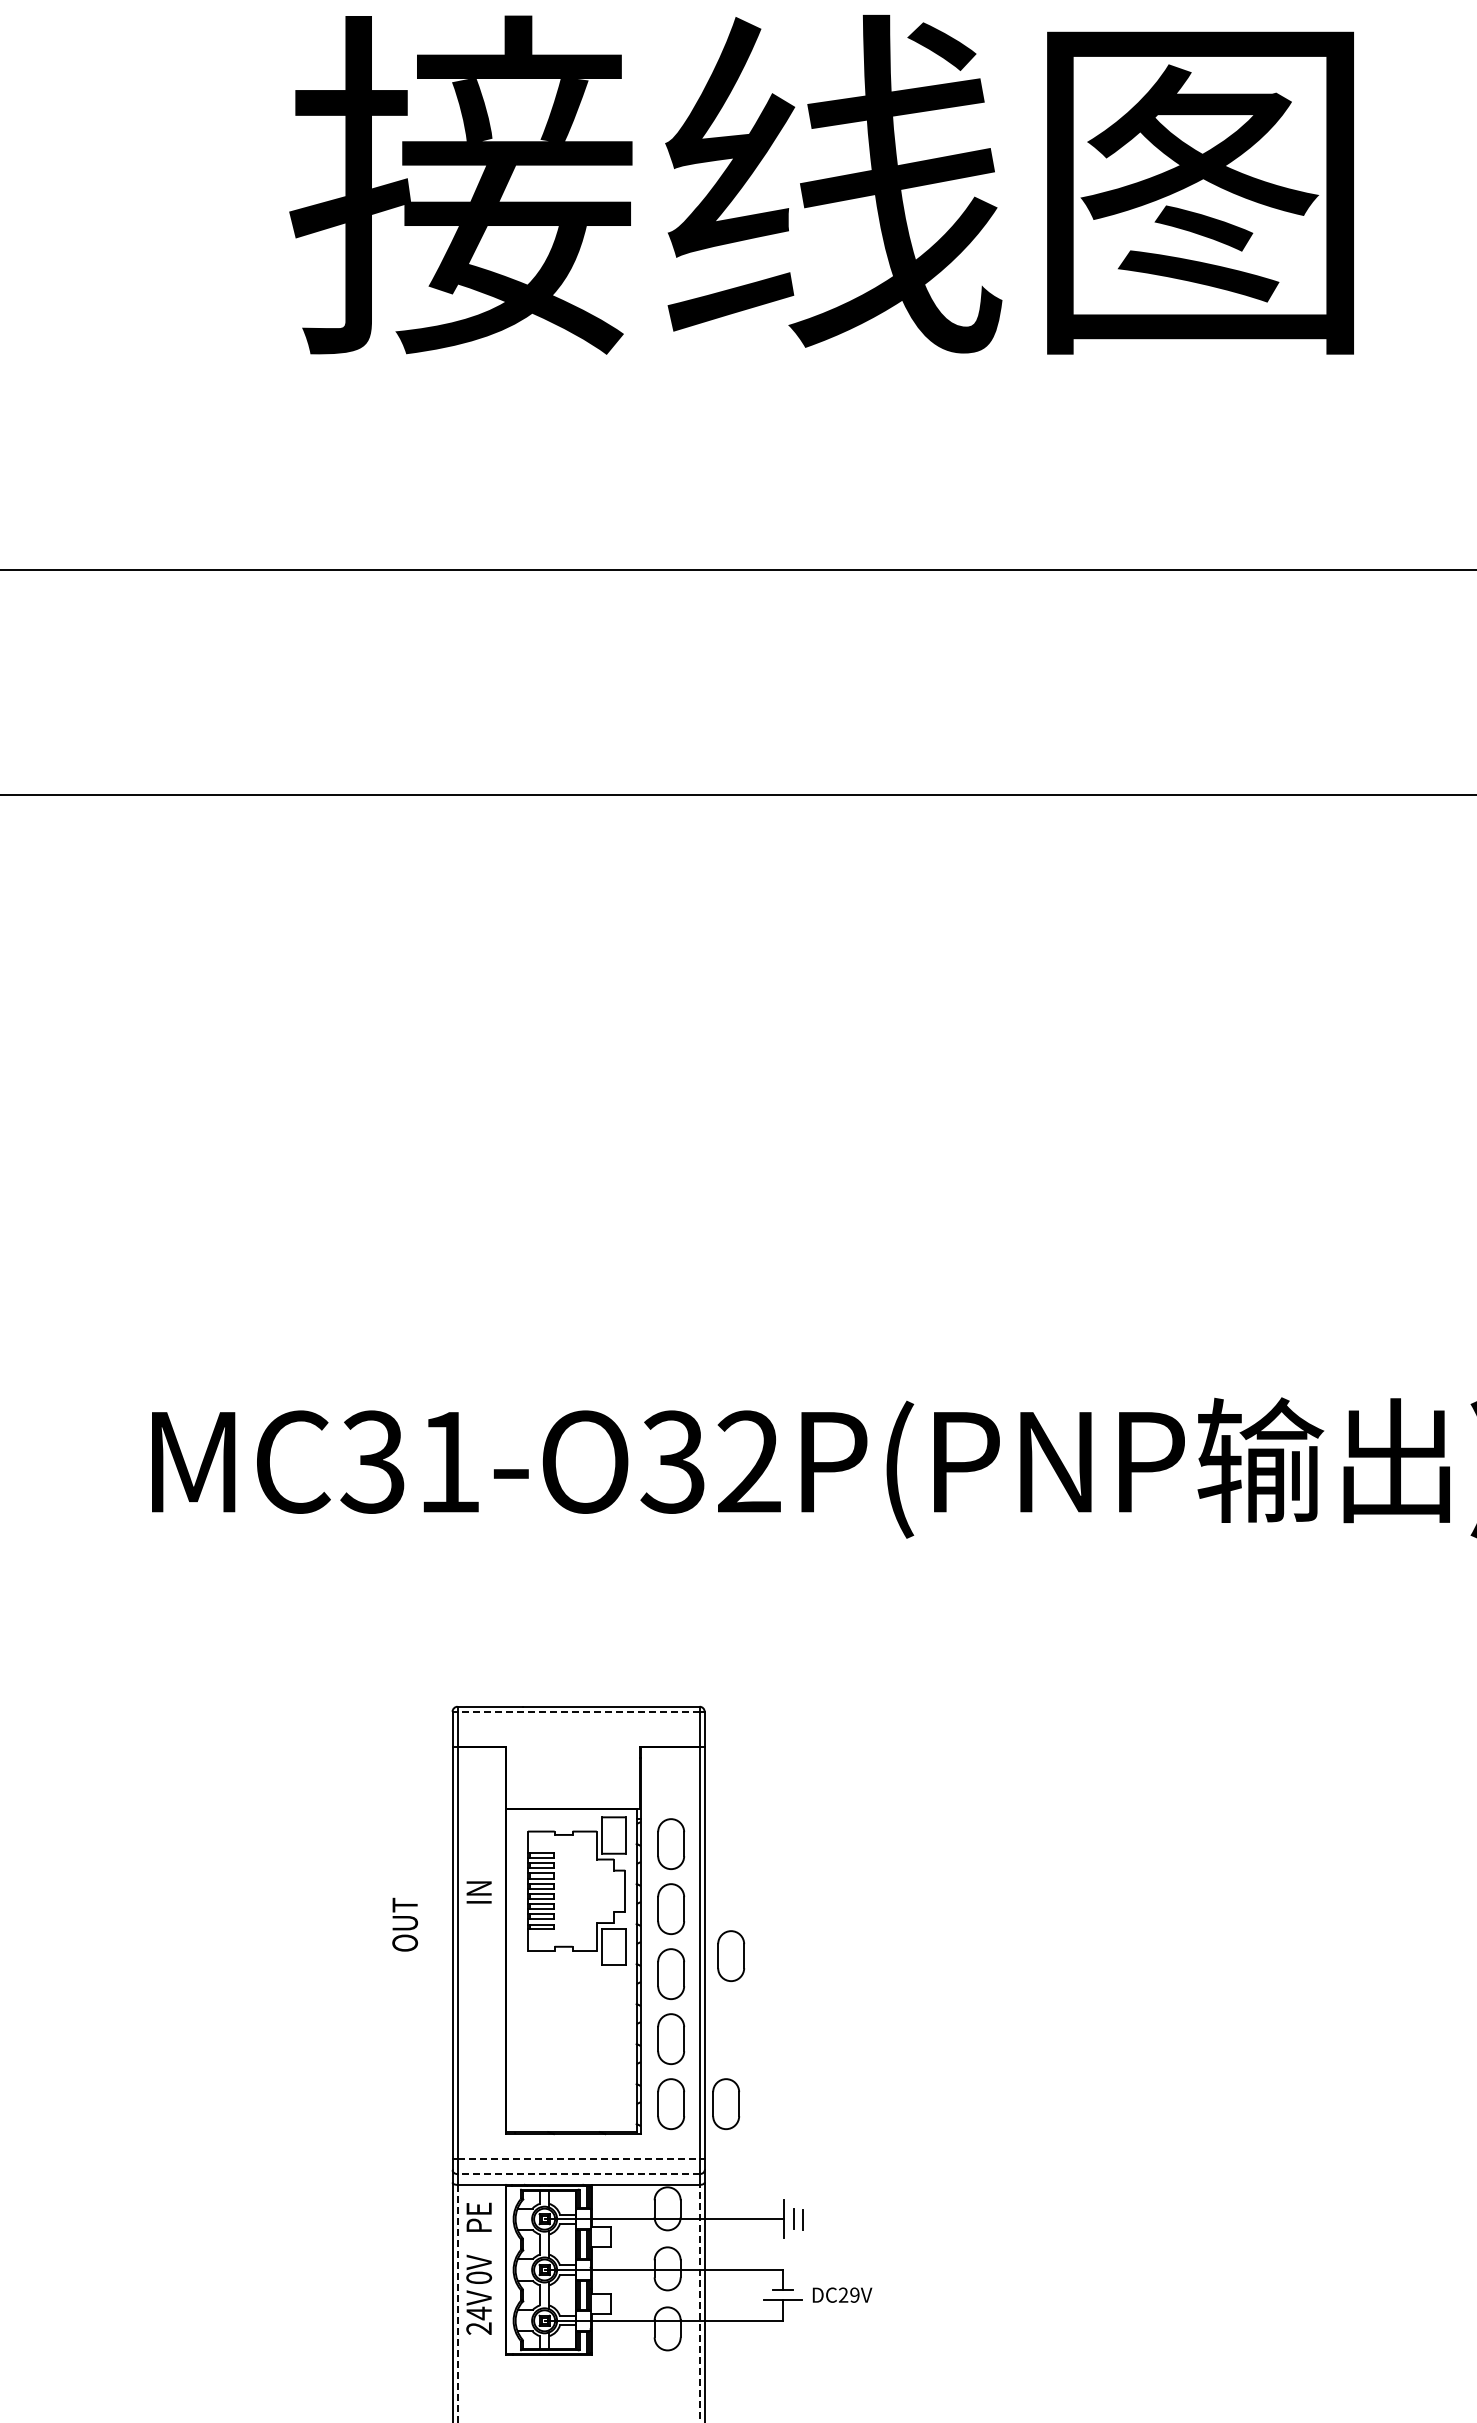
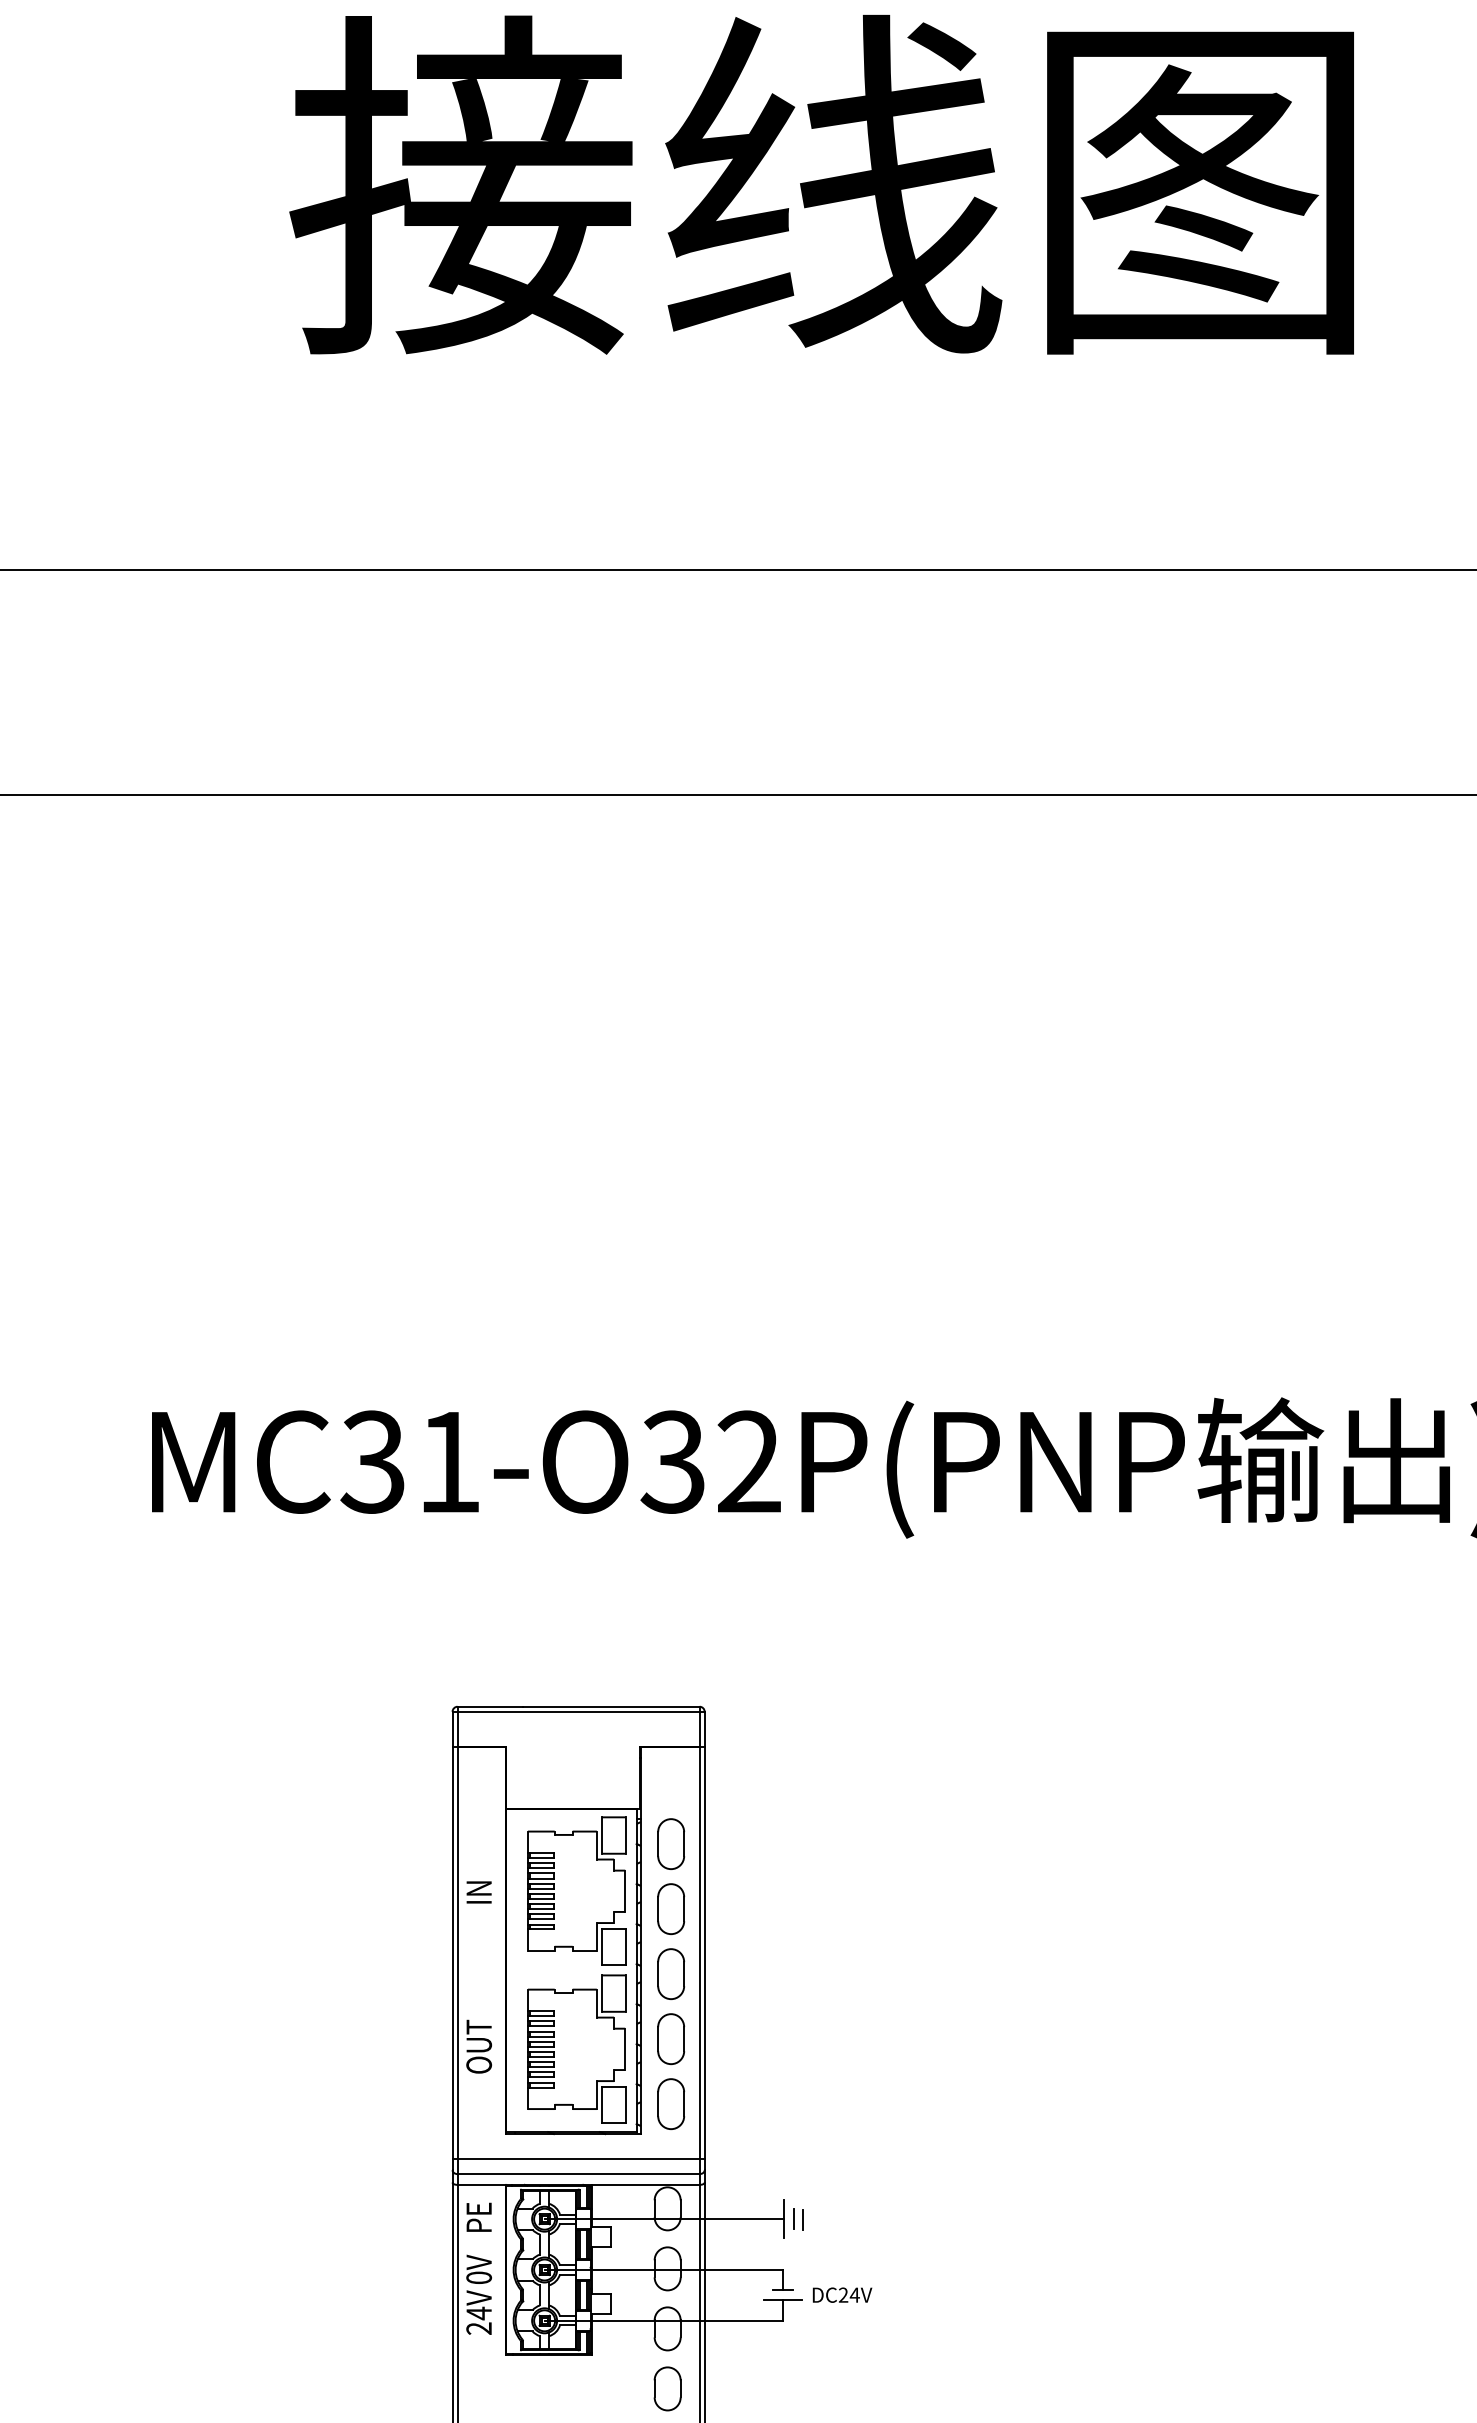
line: dashed -> solid (578, 1711)
text position: (404, 1924) -> (478, 2046) (478, 2046)
part: present -> none (730, 1955)
part: none -> present (576, 2048)
part: present -> none (725, 2103)
line: dashed -> solid (579, 2158)
line: dashed -> solid (578, 2174)
text: DC29V -> DC24V (854, 2294)
line: dashed -> solid (457, 2303)
line: dashed -> solid (699, 2303)
part: none -> present (667, 2388)
